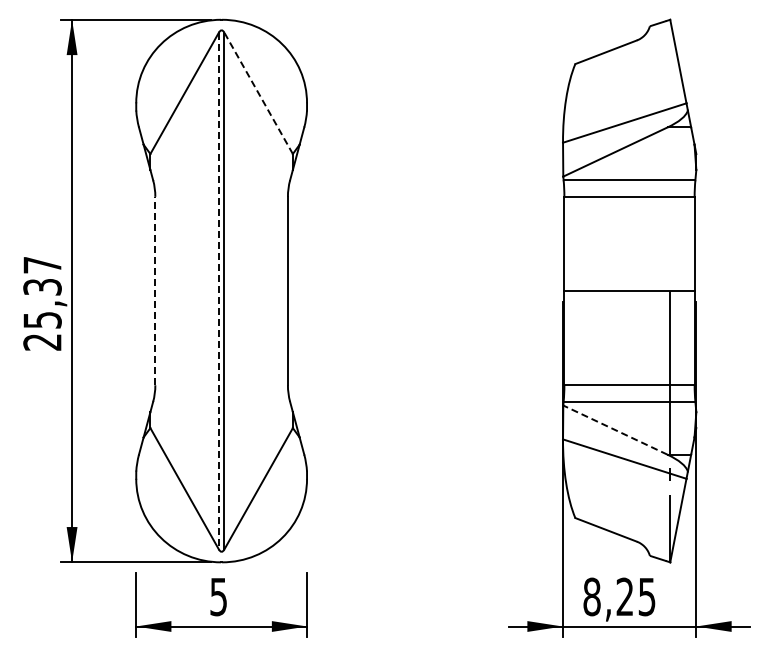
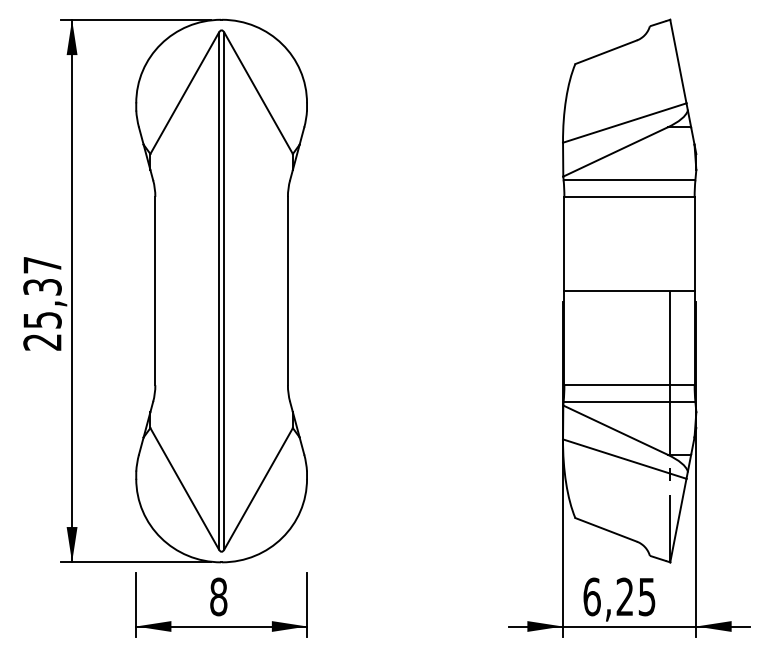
line: dashed -> solid (258, 93)
line: dashed -> solid (155, 290)
line: dashed -> solid (218, 291)
line: dashed -> solid (615, 430)
text: 5 -> 8 (218, 596)
text: 8,25 -> 6,25 (591, 596)
